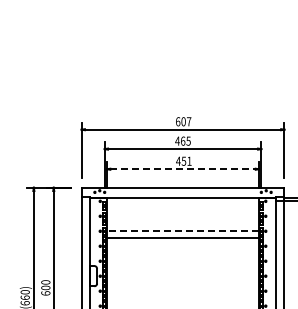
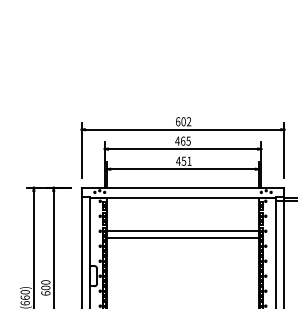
text: 607 -> 602 (189, 121)
line: dashed -> solid (183, 169)
line: dashed -> solid (183, 231)
